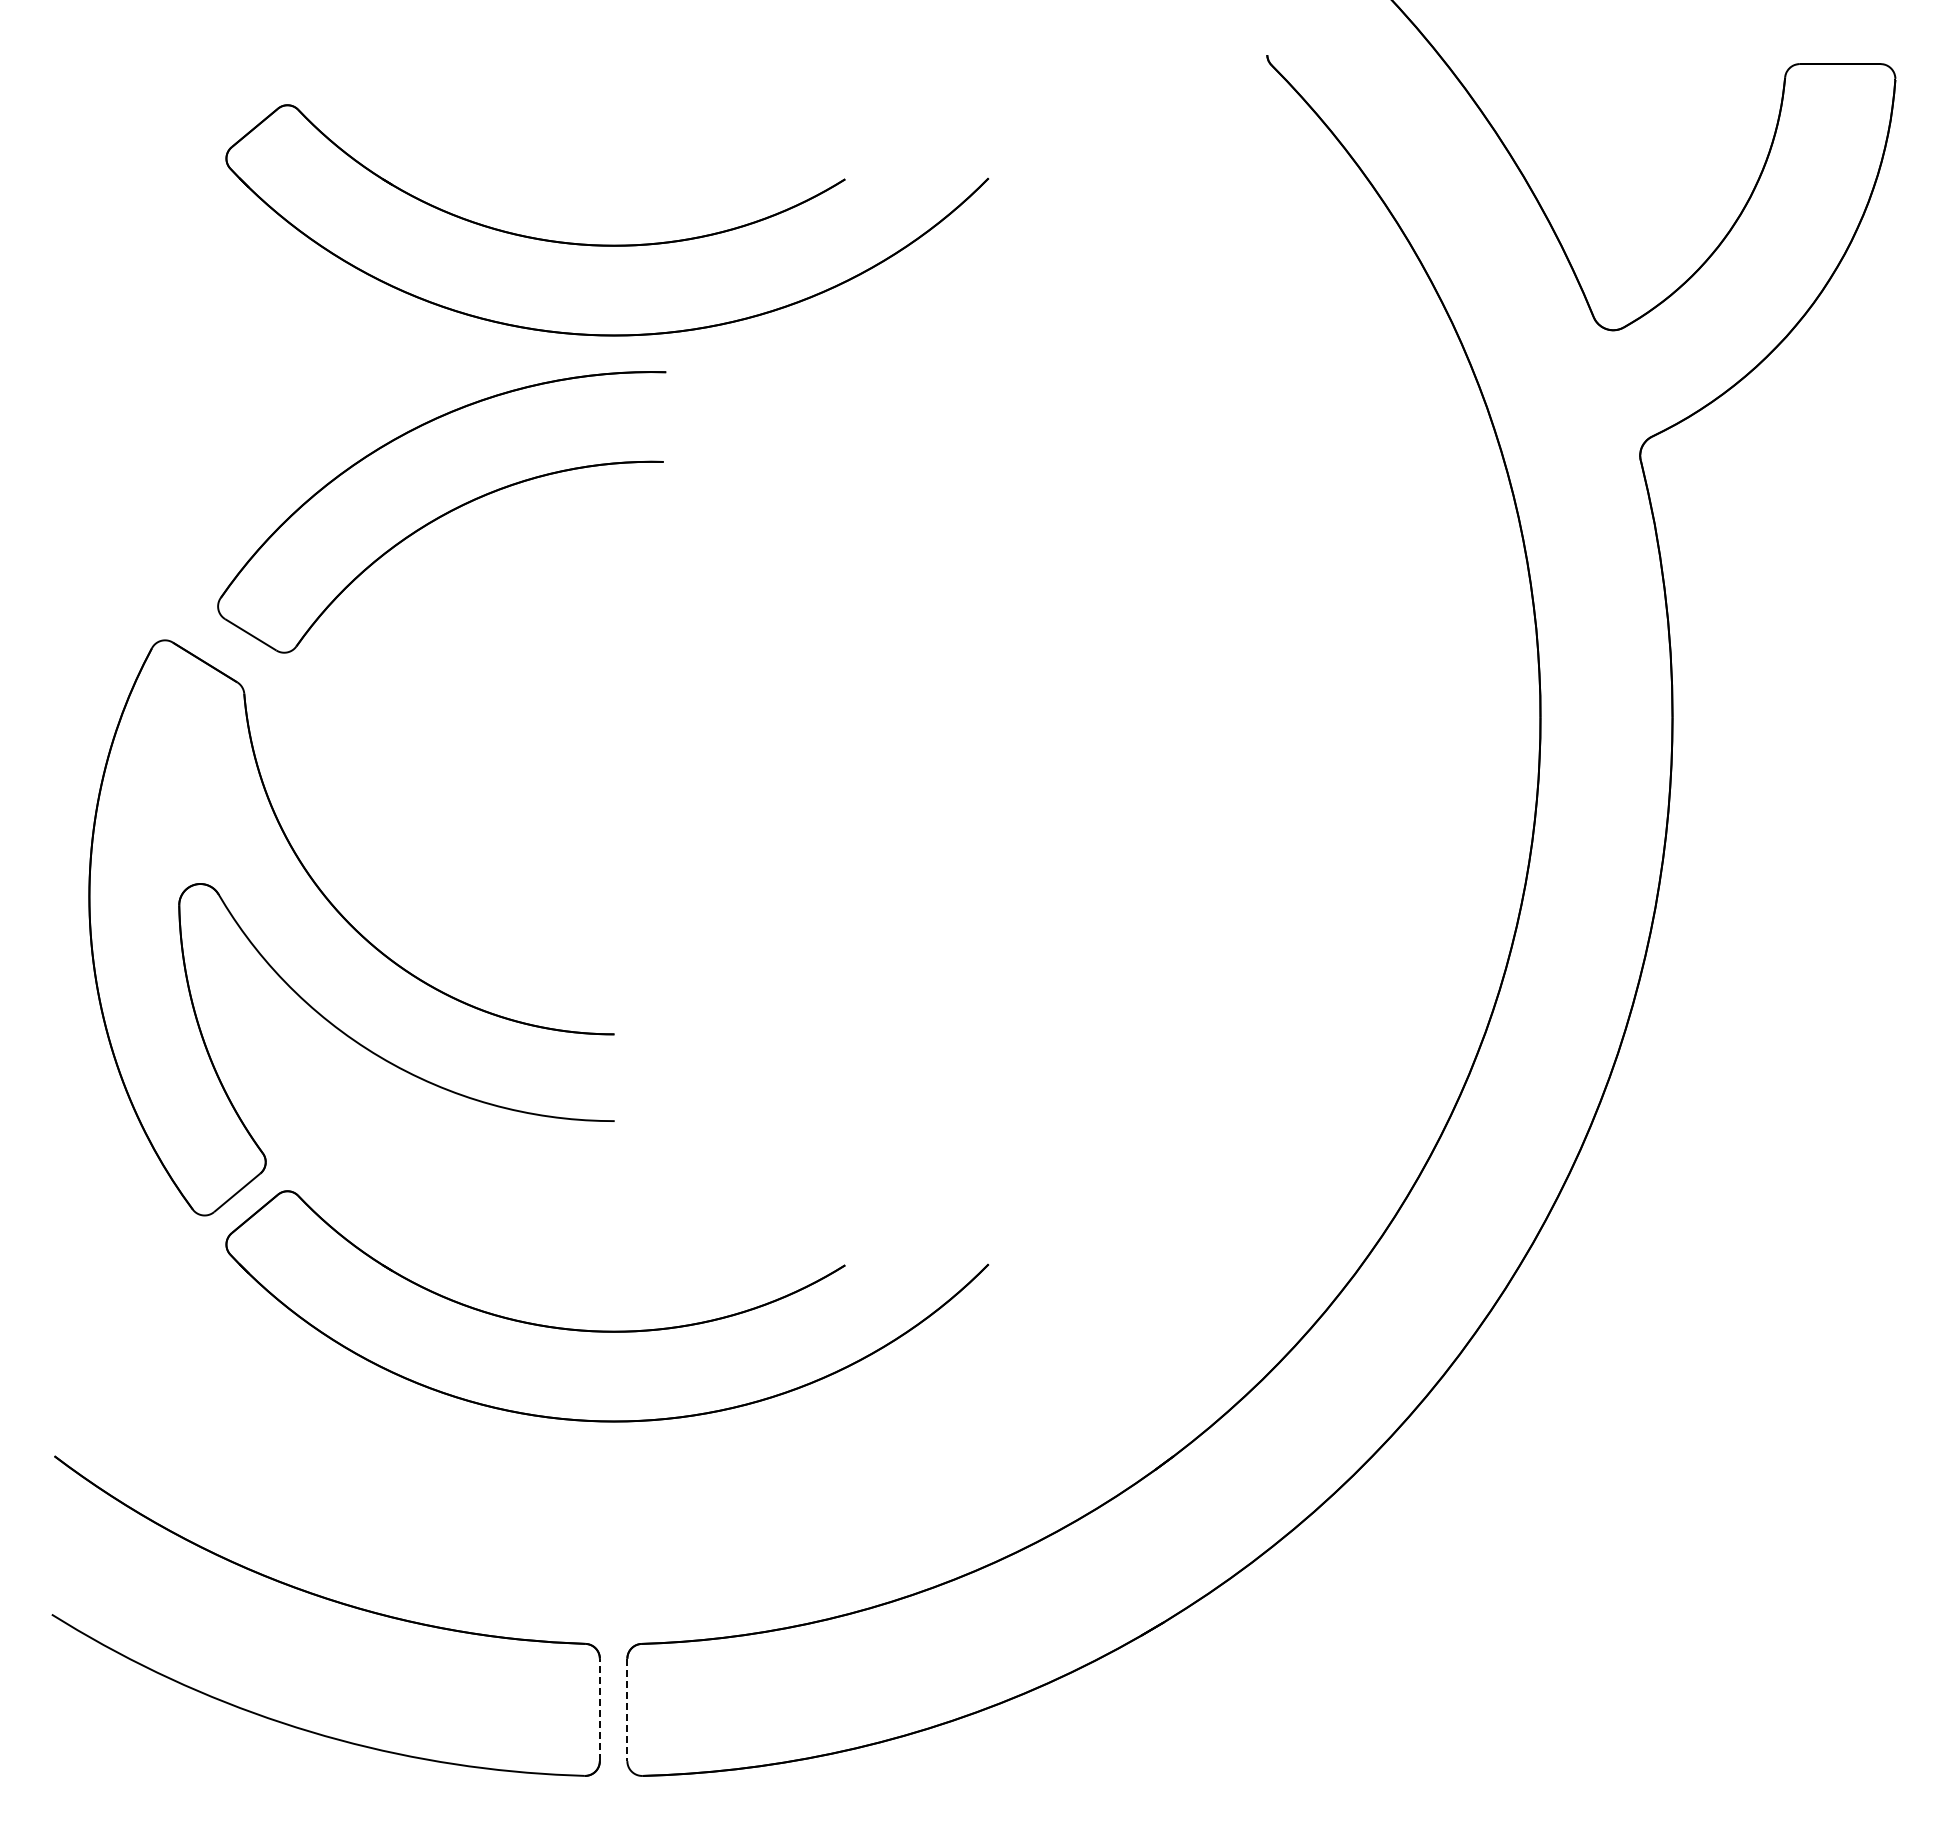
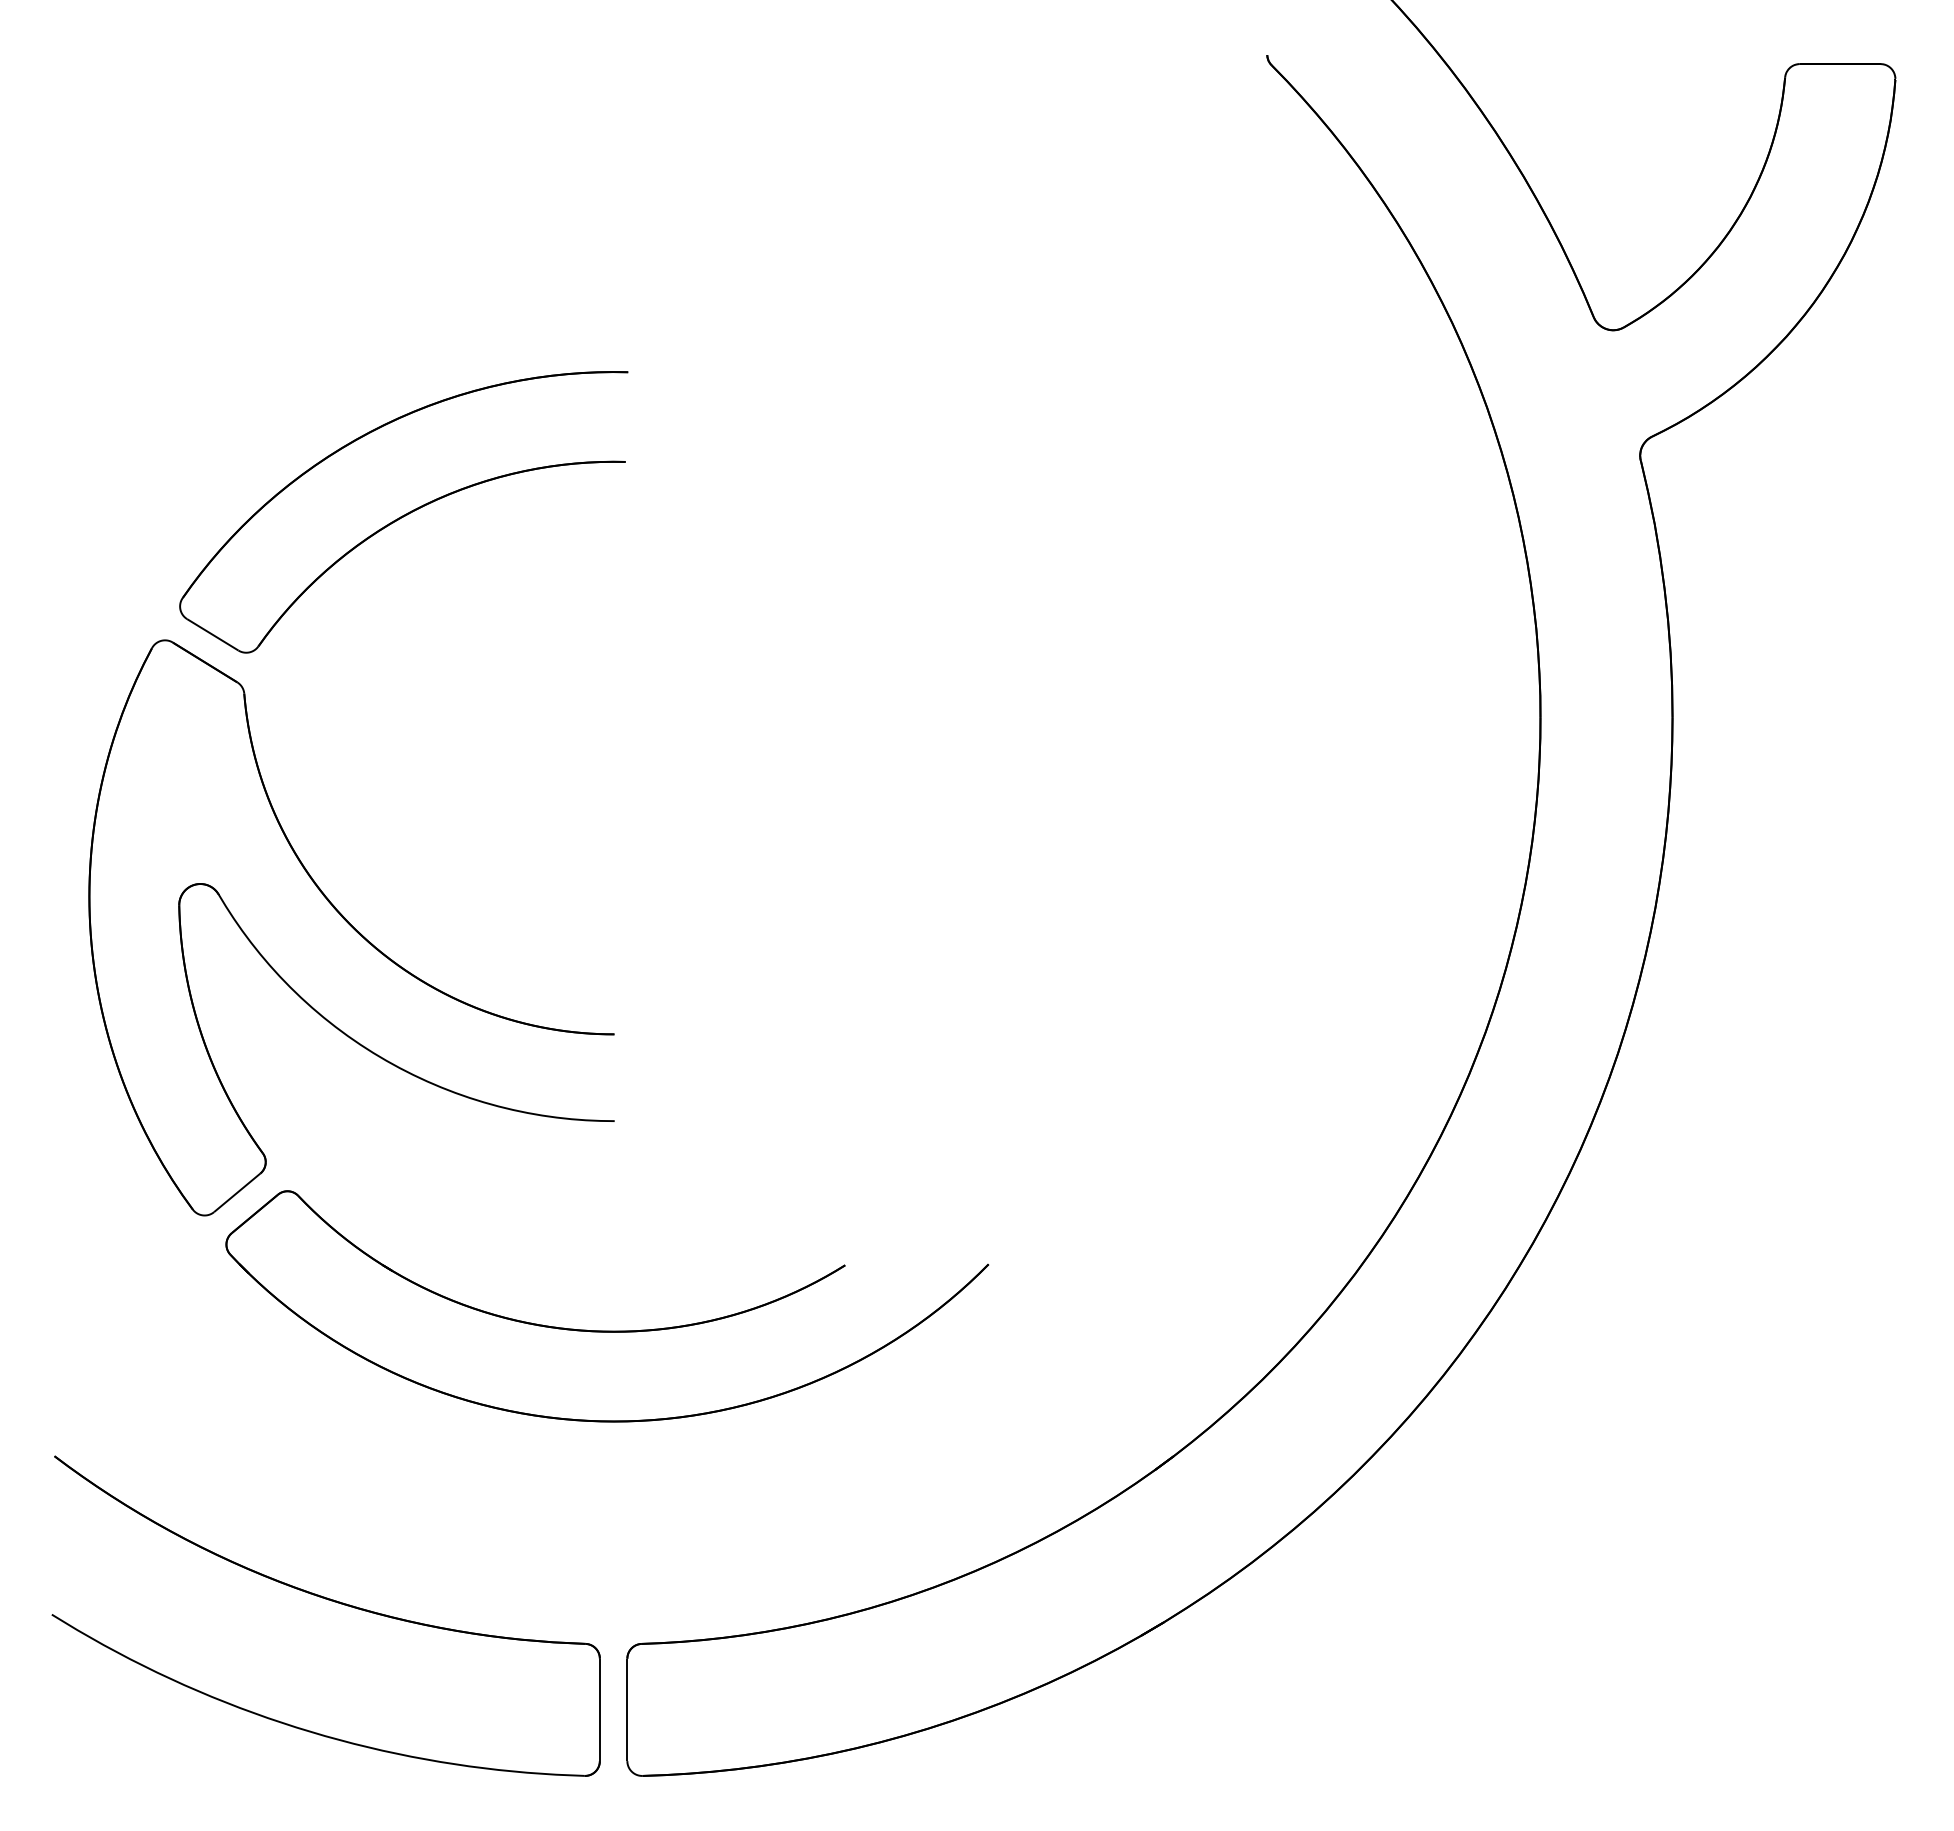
part: present -> none (607, 244)
part position: (441, 512) -> (403, 512) (403, 512)
line: dashed -> solid (599, 1709)
line: dashed -> solid (627, 1710)
